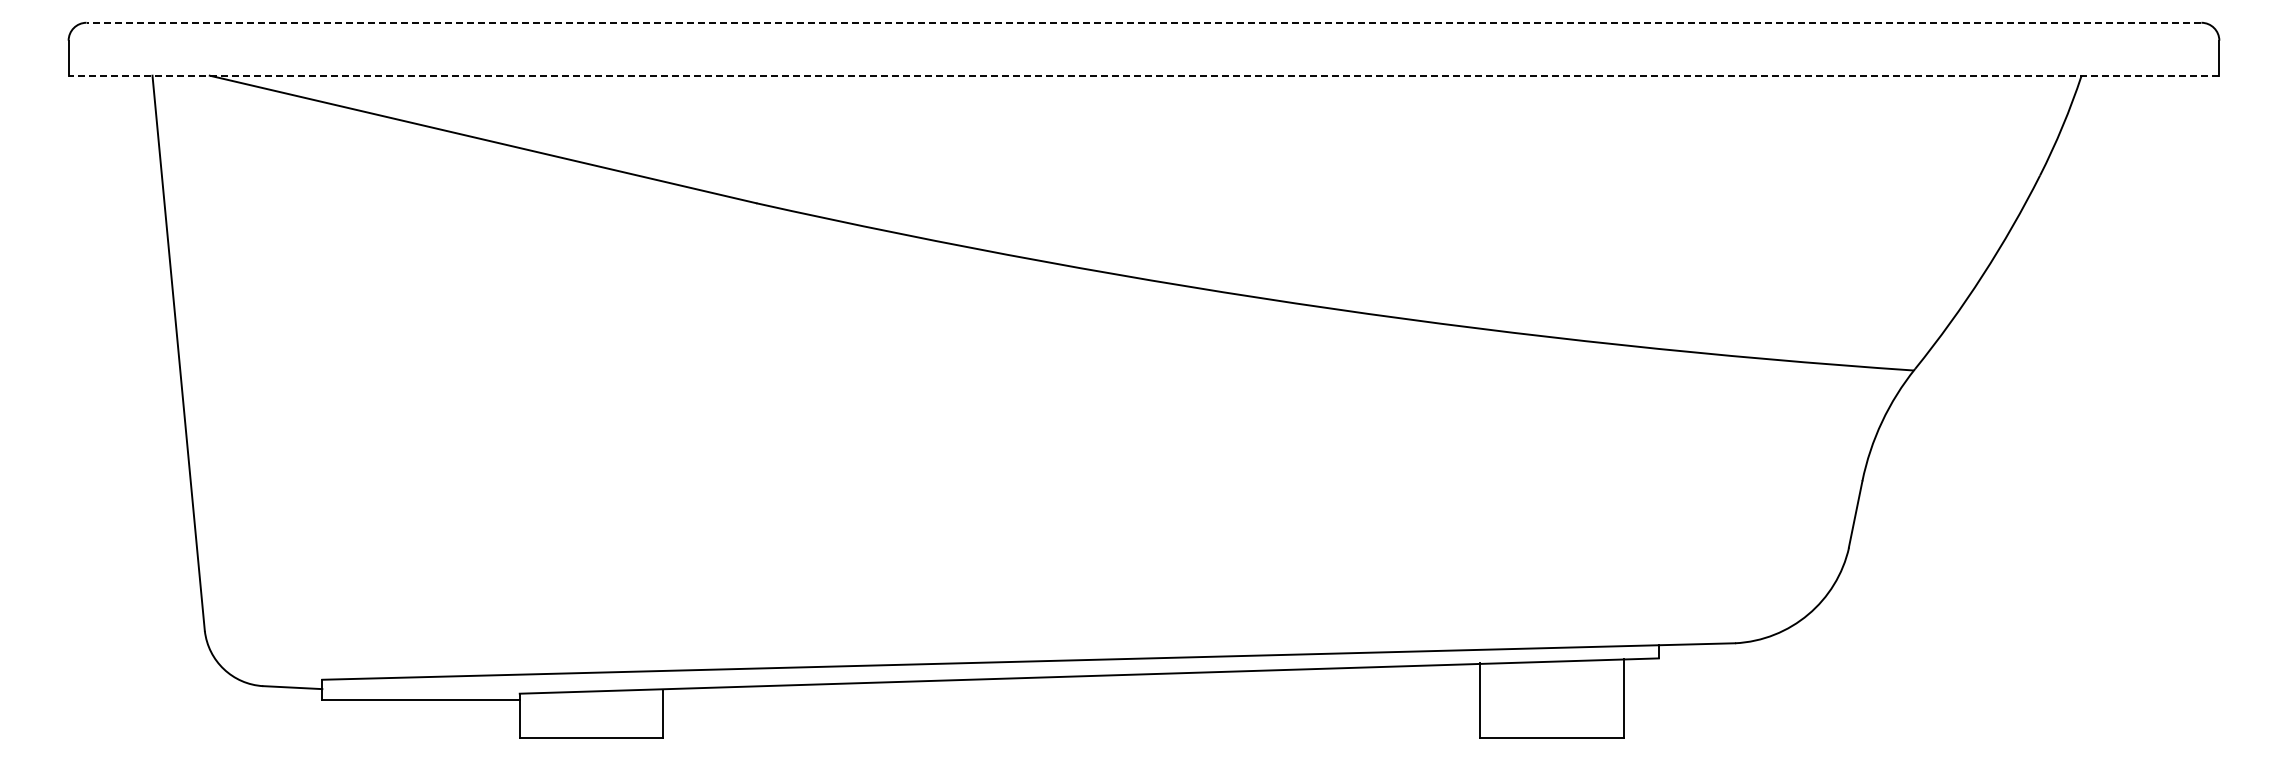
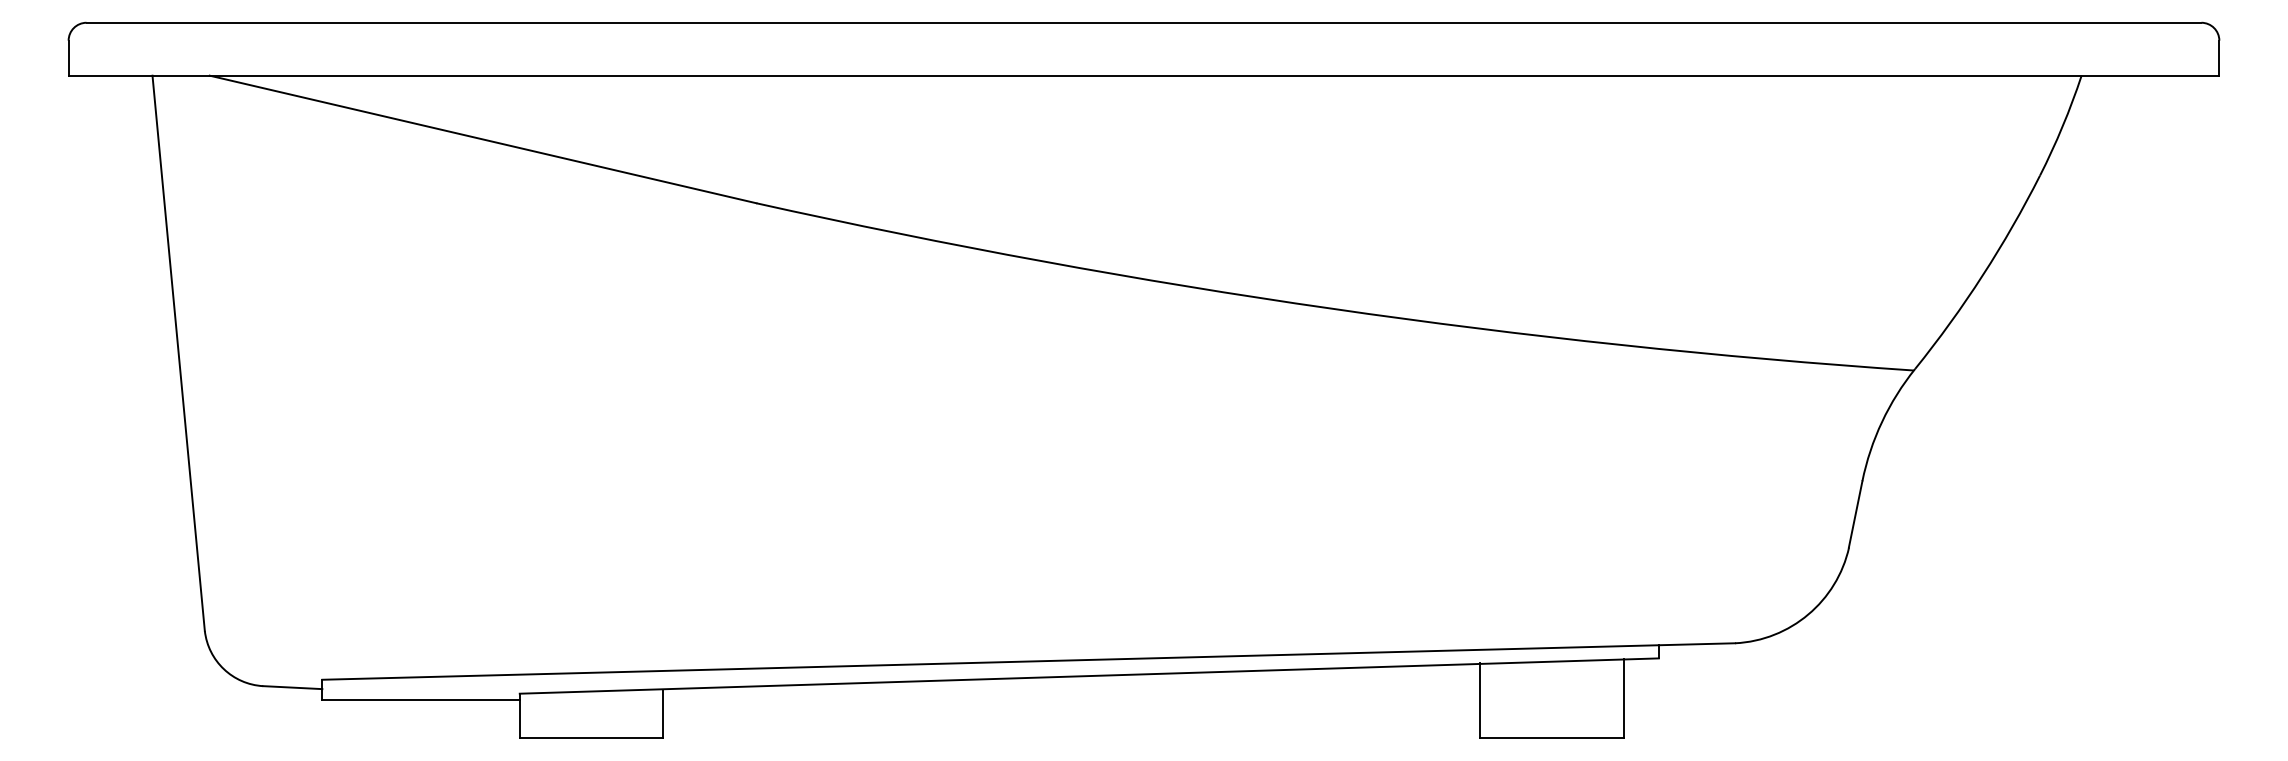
line: dashed -> solid (1143, 22)
line: dashed -> solid (1143, 75)
